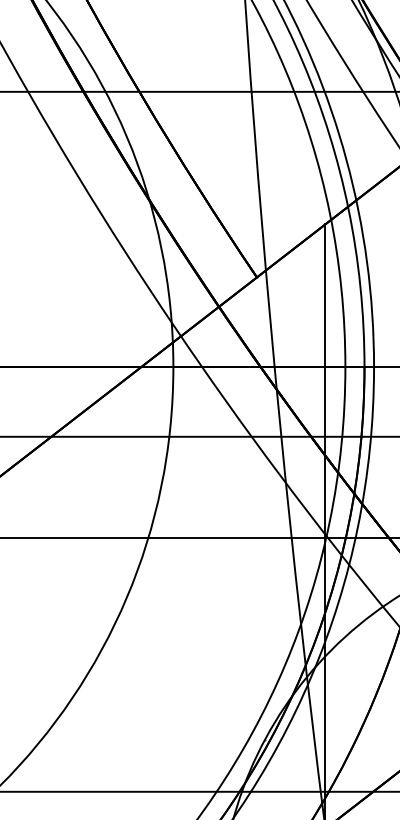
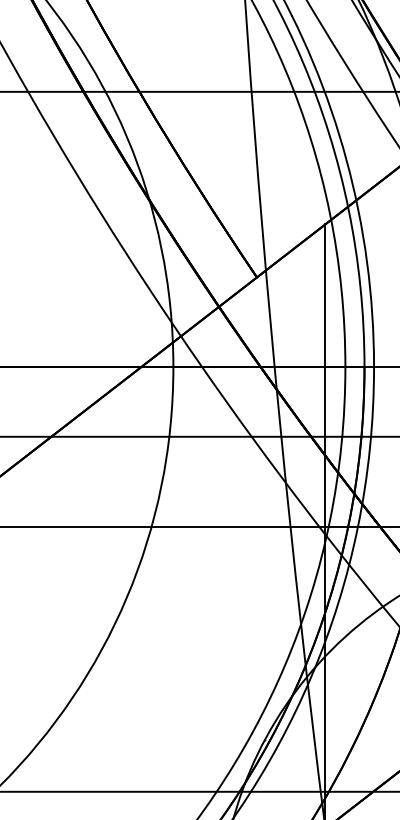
line position: (199, 537) -> (199, 526) (199, 526)
